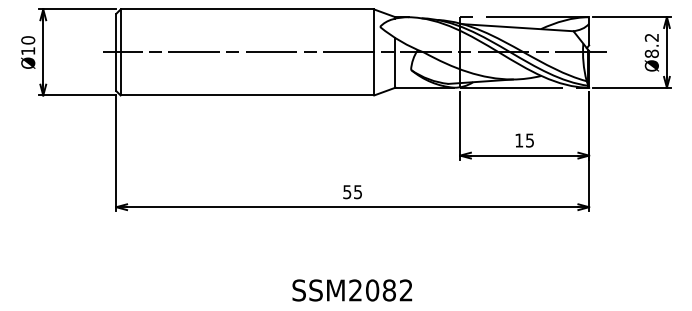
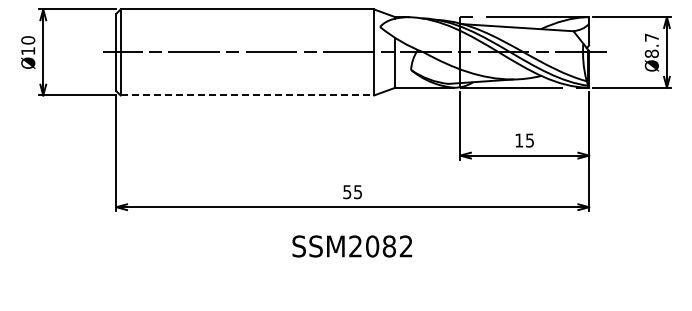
text: Ø8.2 -> Ø8.7 (651, 37)
line: solid -> dashed (247, 95)
text position: (352, 290) -> (352, 246) (352, 246)
